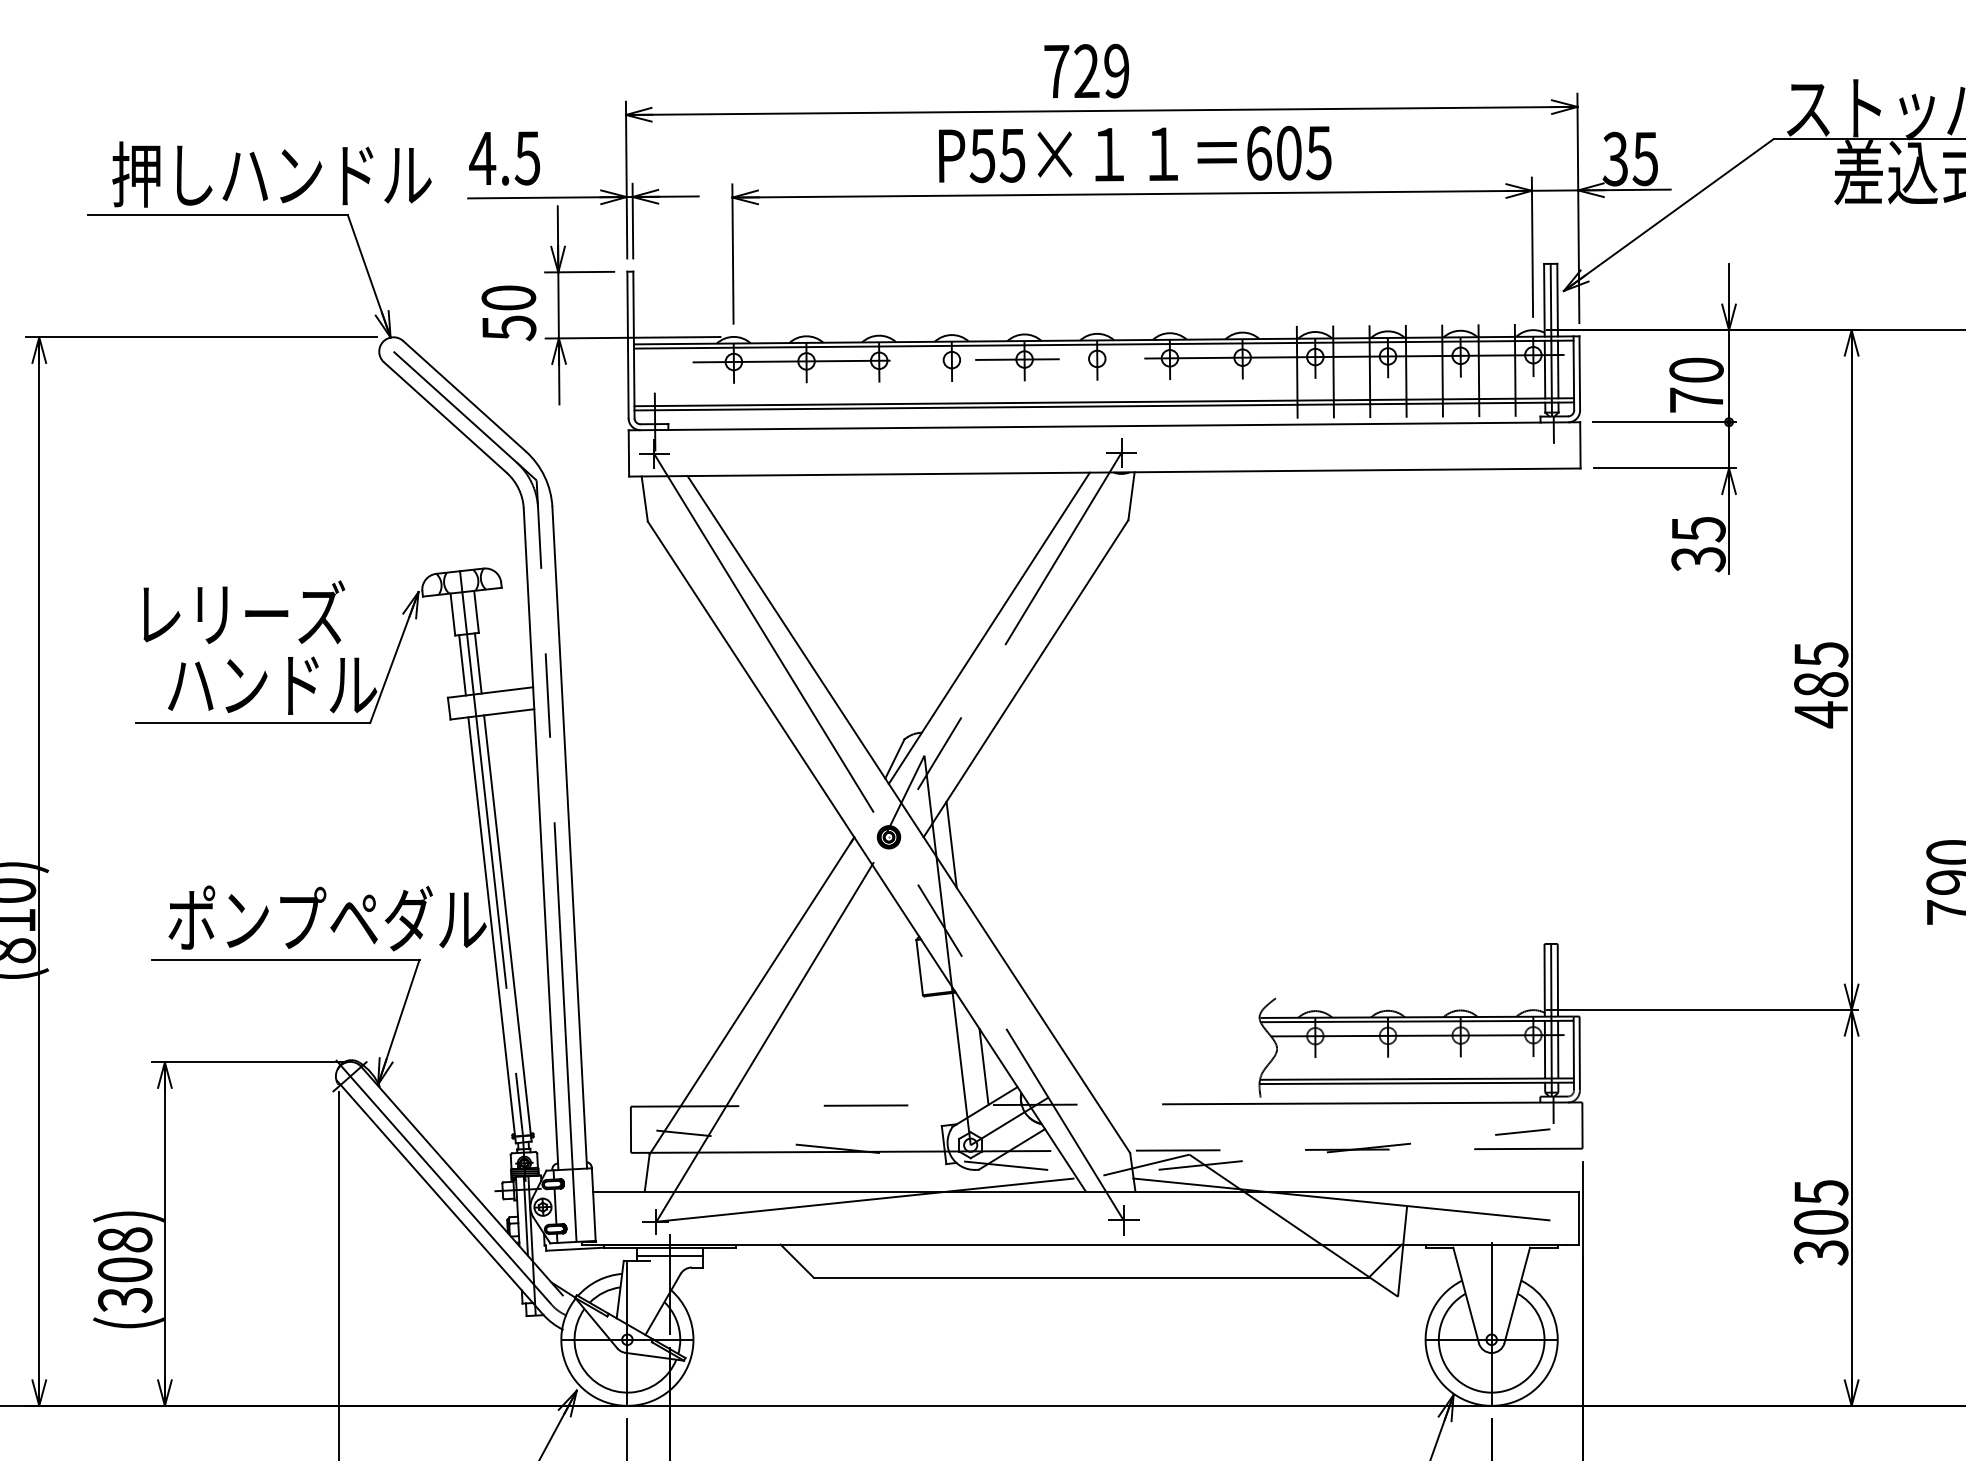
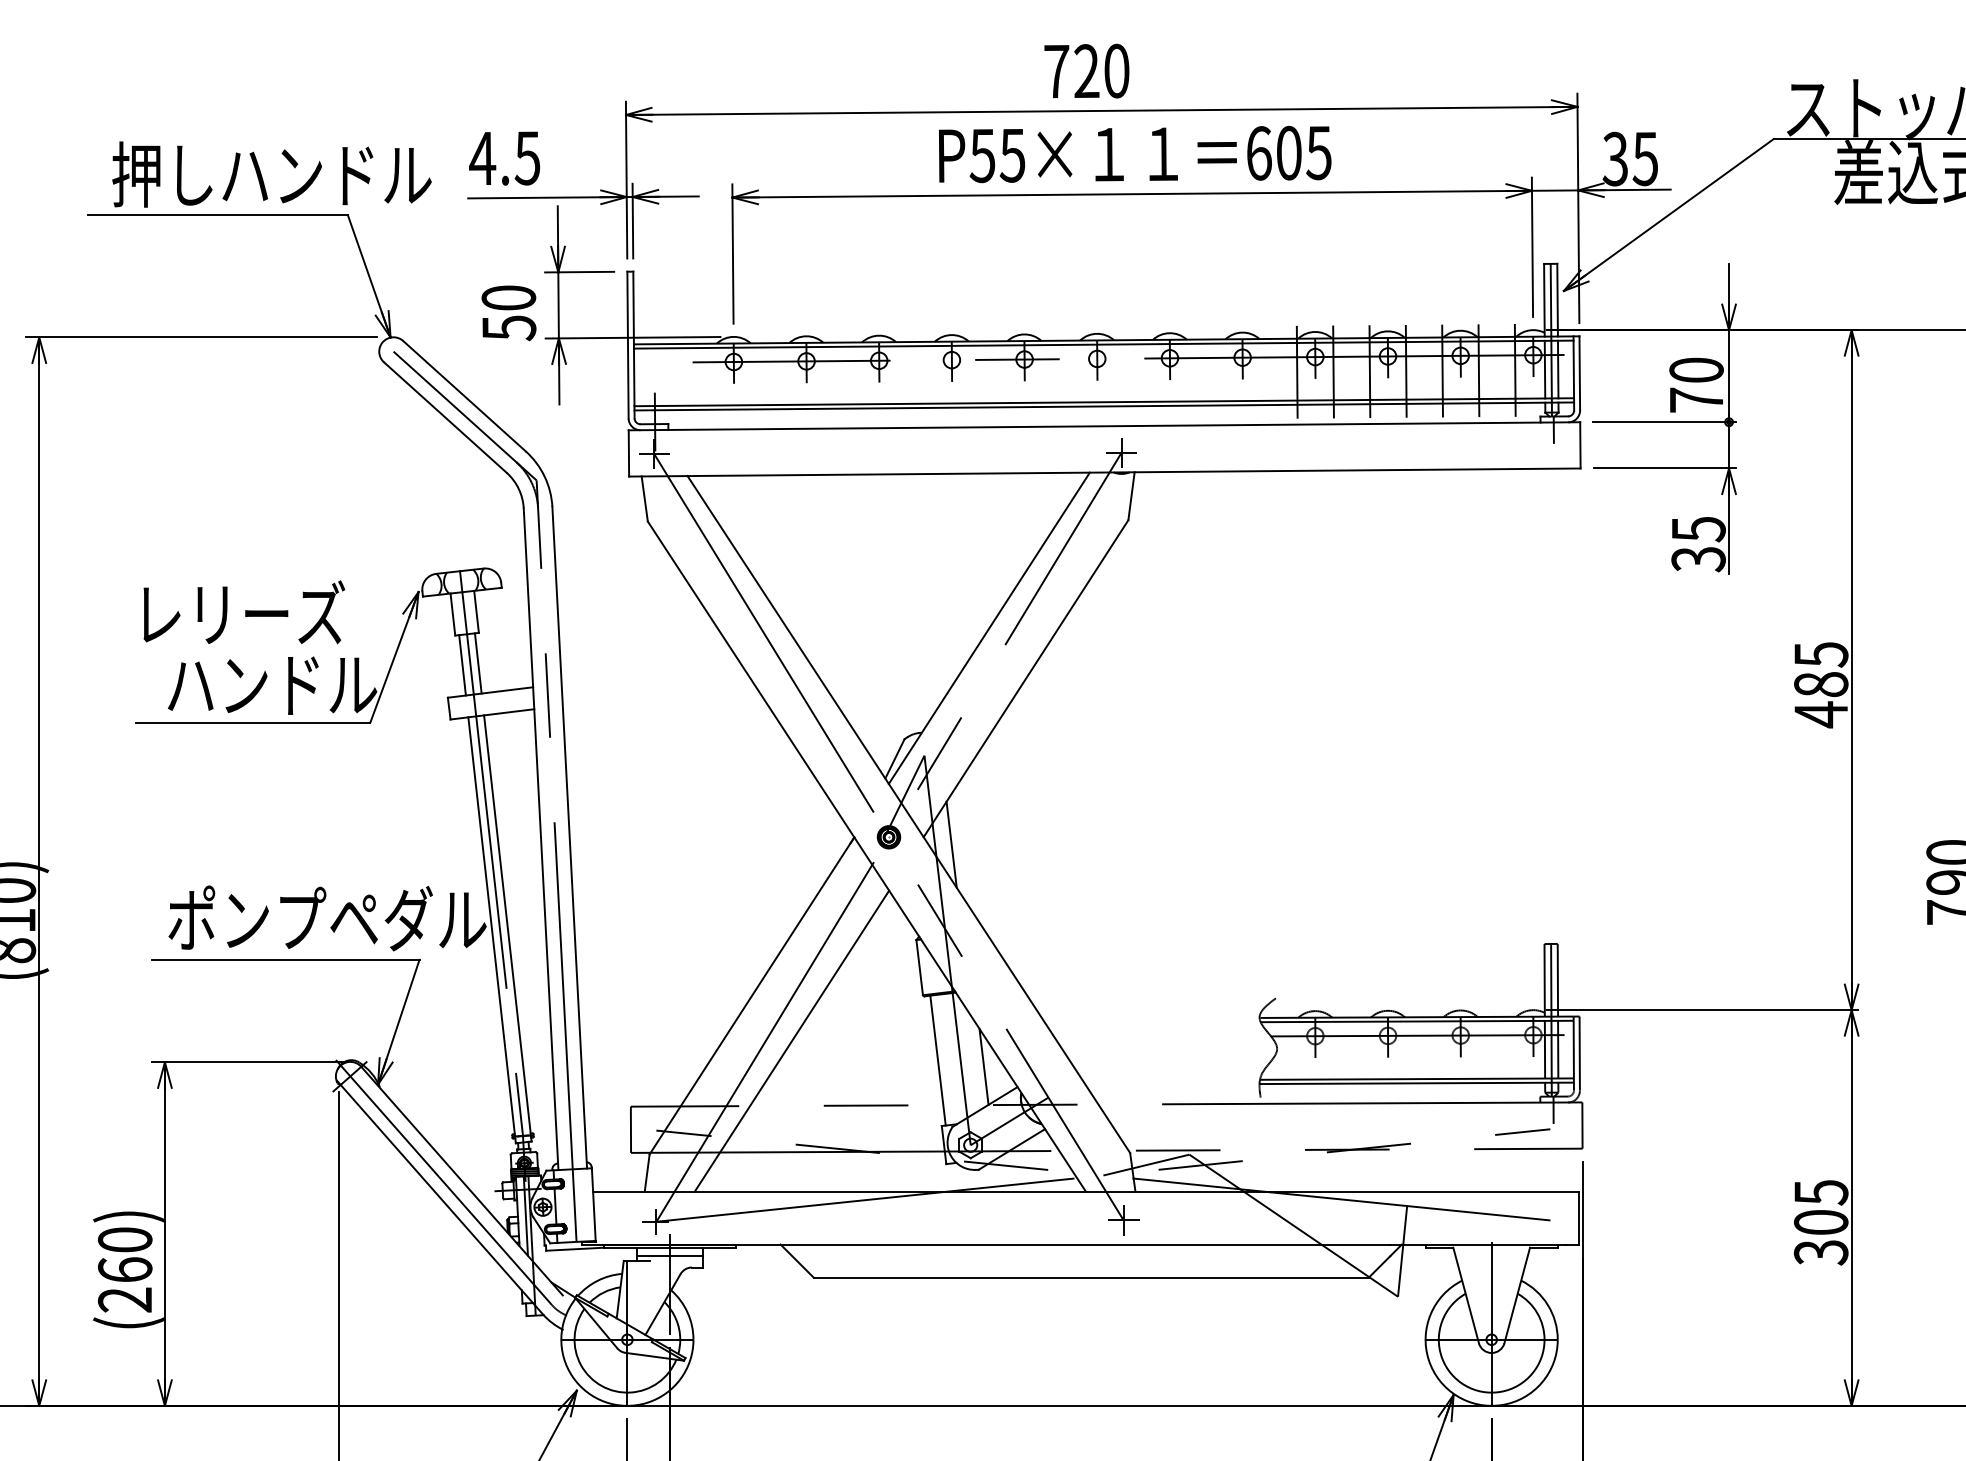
text: 729 -> 720 (1116, 70)
line: none -> present (791, 1040)
line: none -> present (937, 1060)
text: (308) -> (260) (125, 1270)
